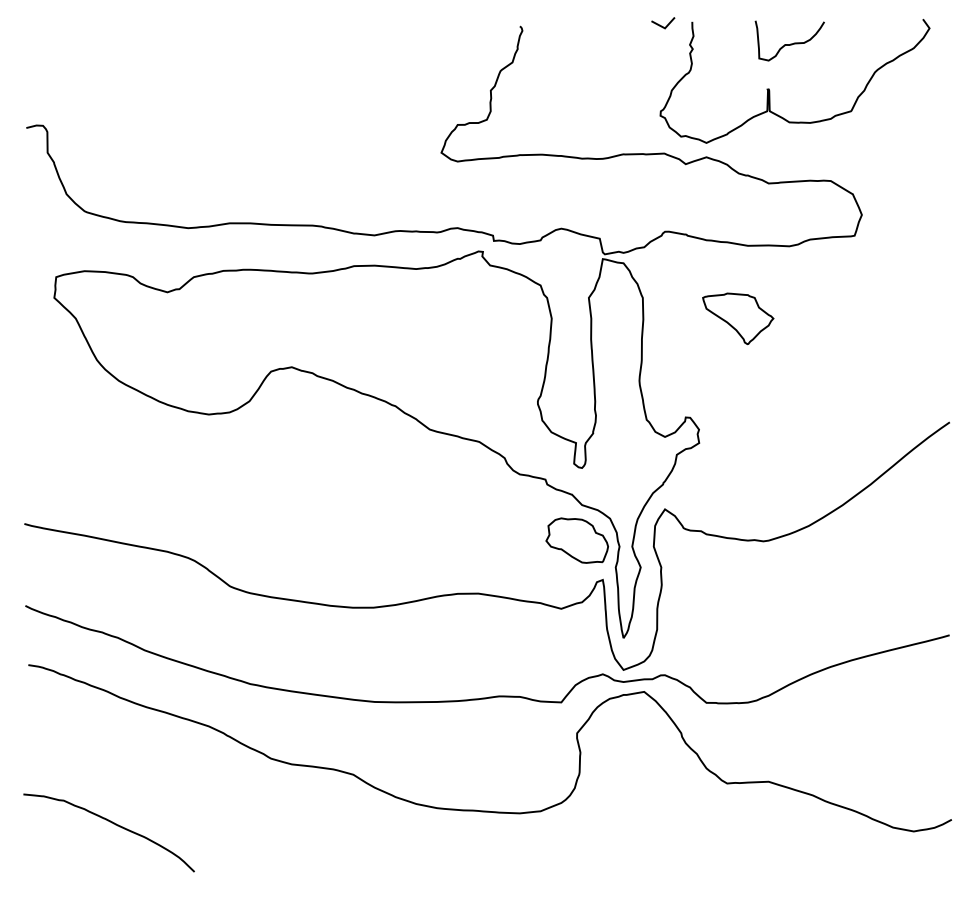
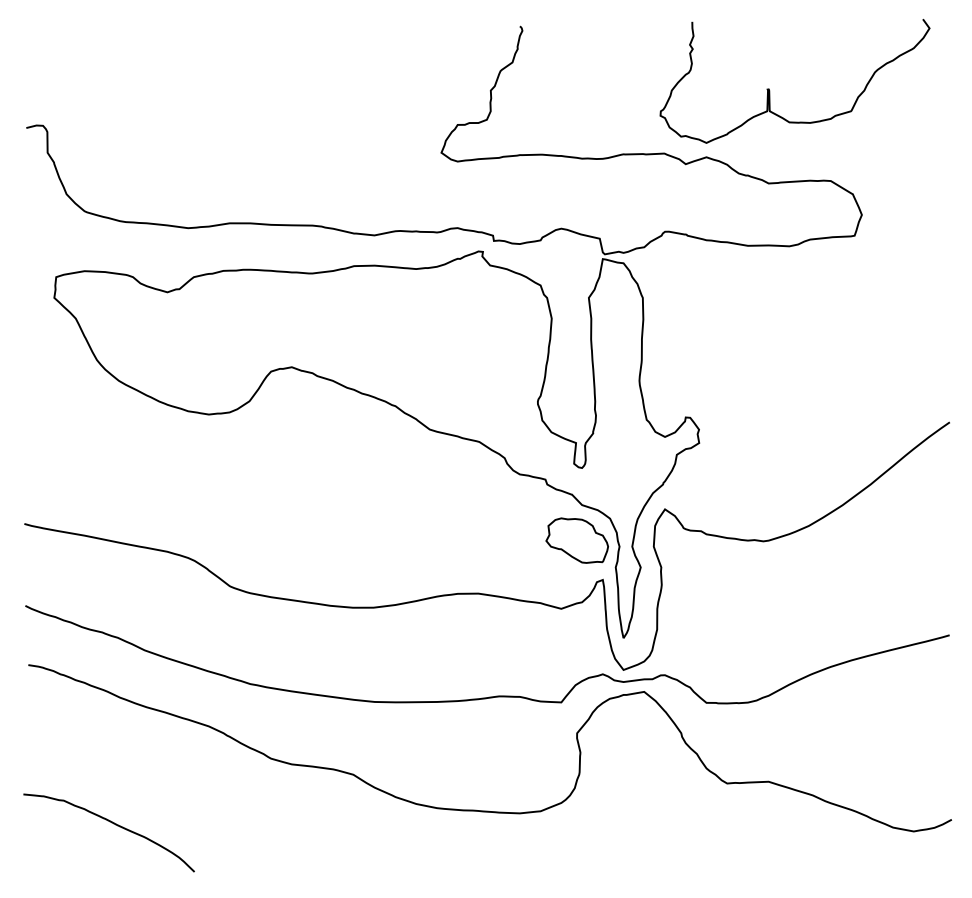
line: present -> none (661, 25)
curve: present -> none (790, 43)
part: present -> none (738, 318)
